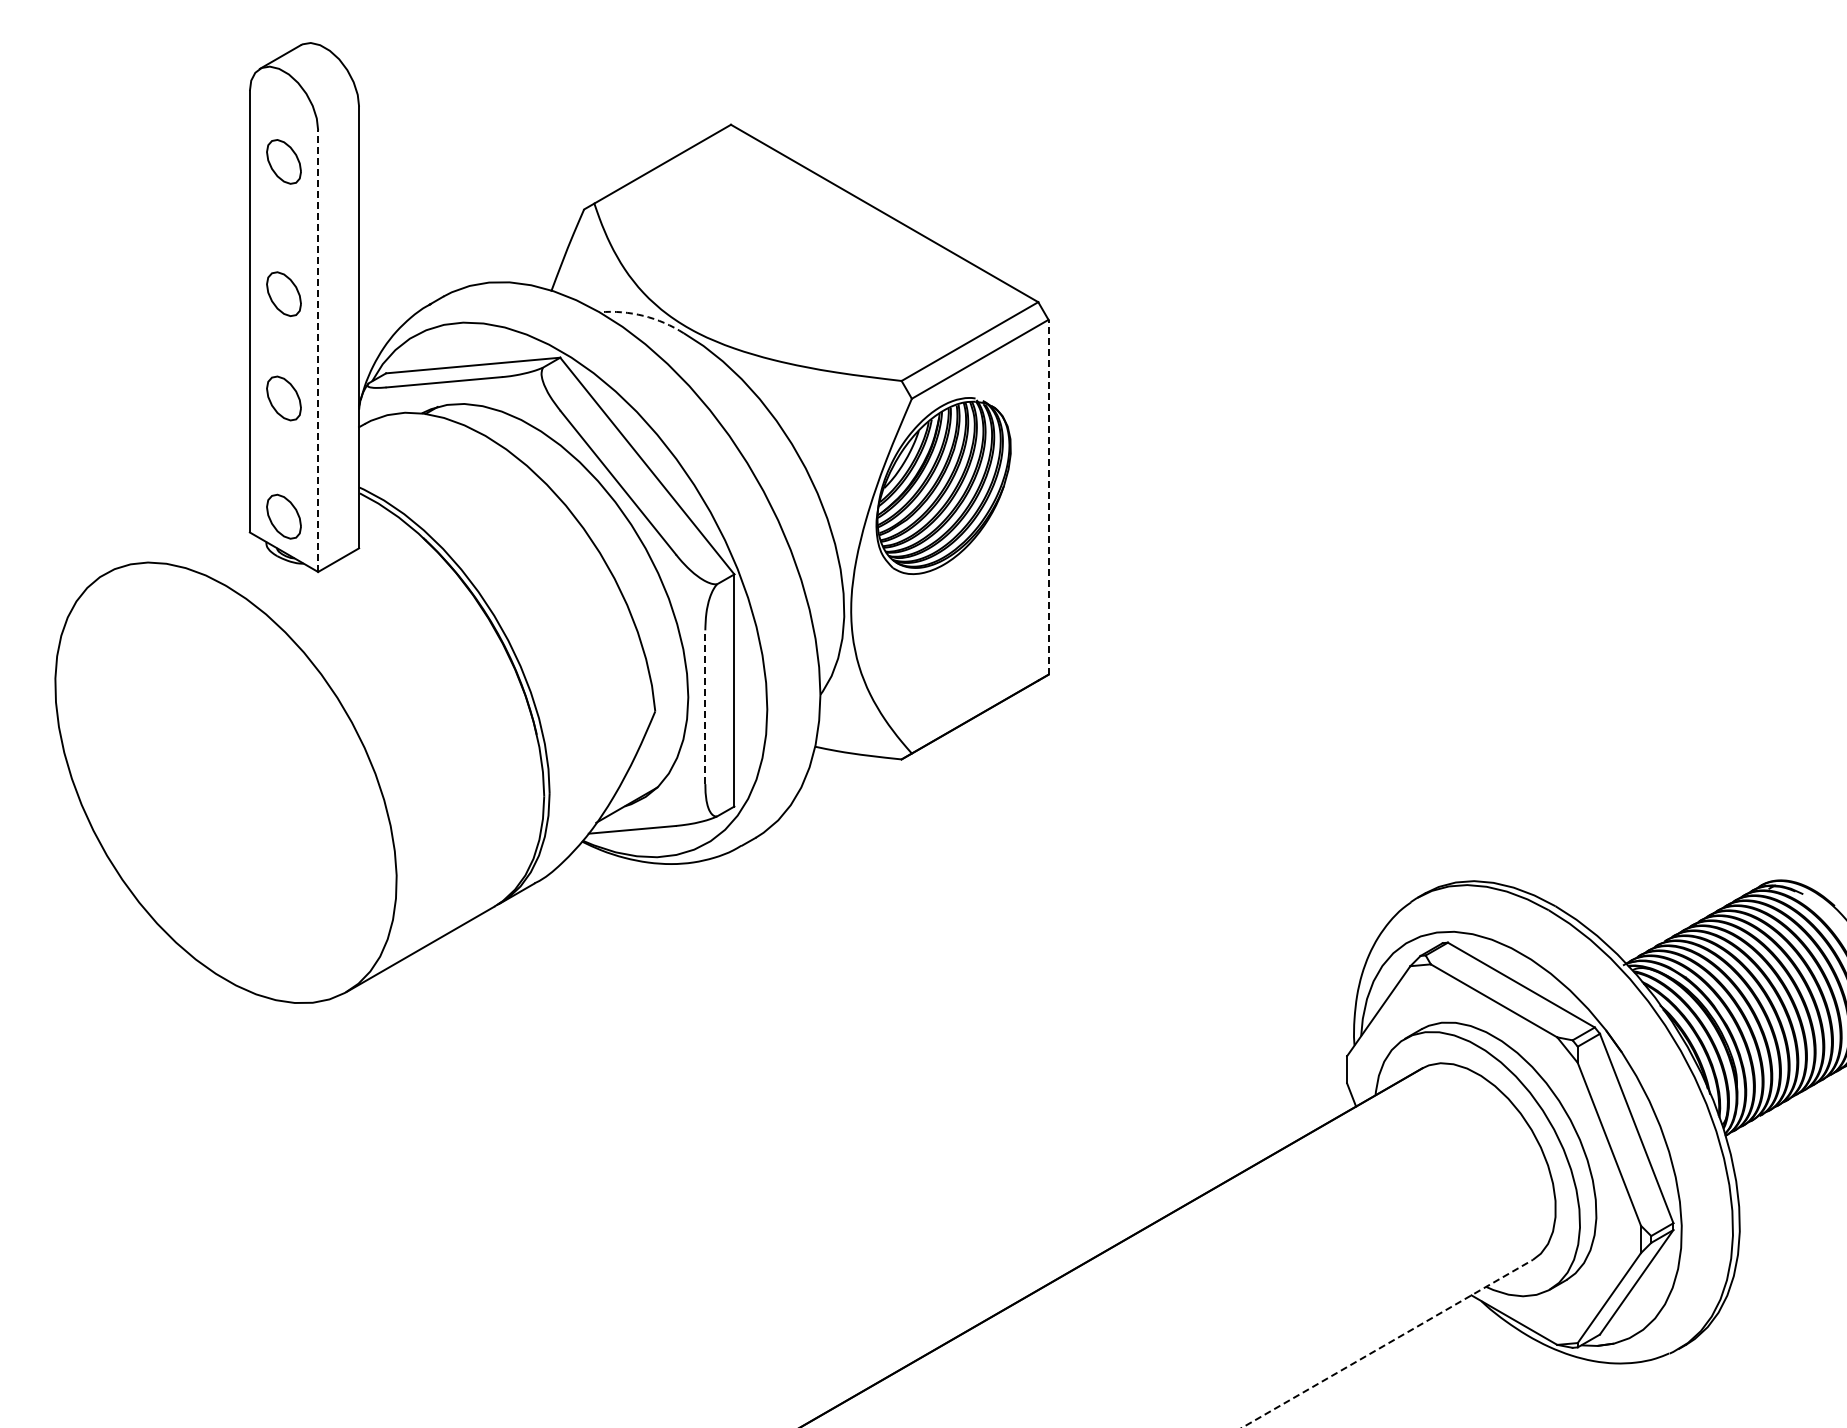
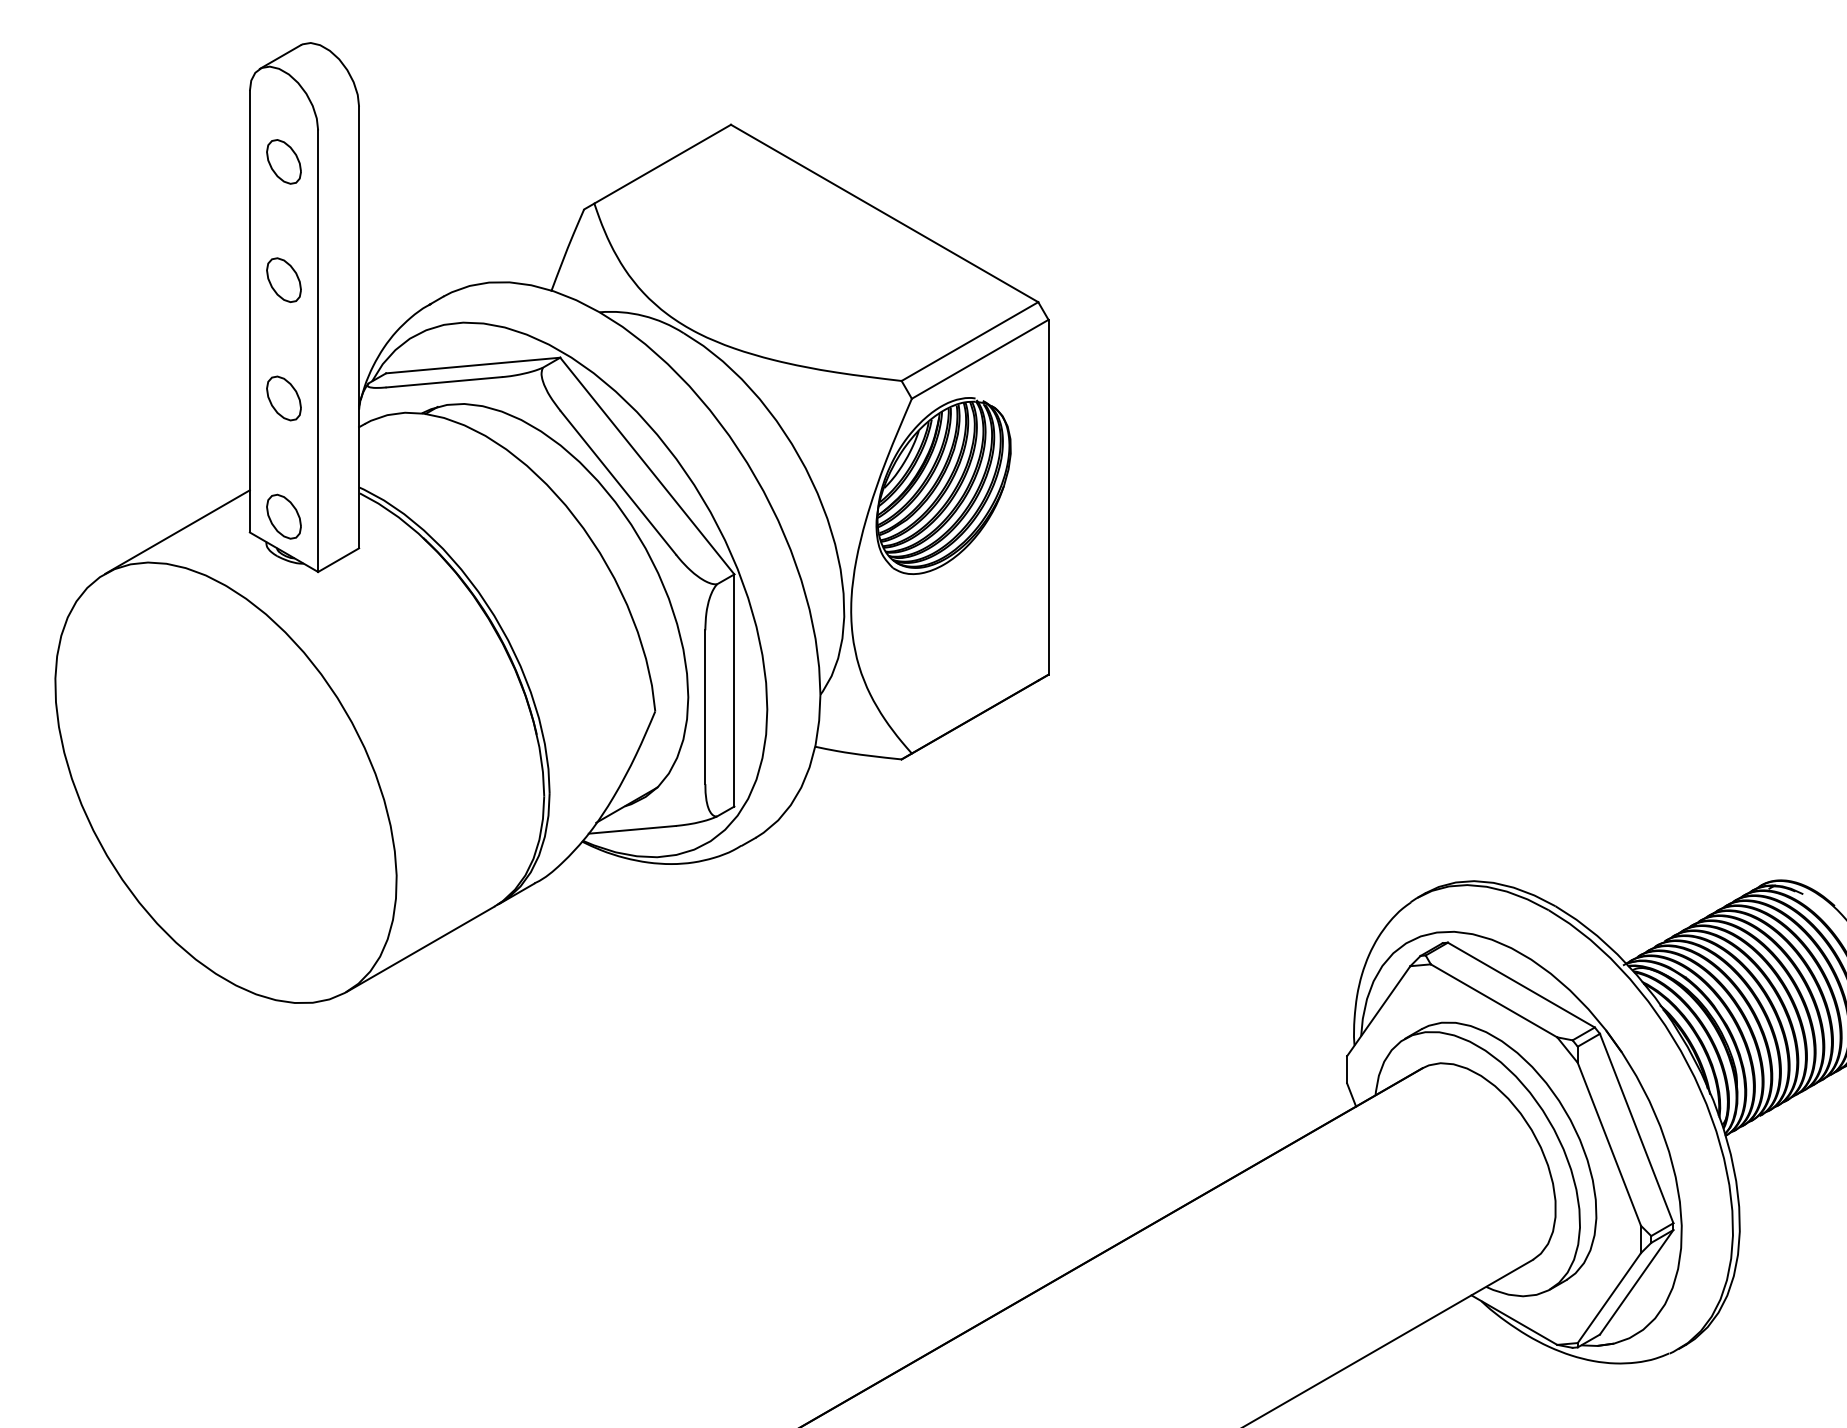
part position: (283, 293) -> (283, 279) (283, 279)
arc: dashed -> solid (643, 315)
line: dashed -> solid (318, 351)
line: dashed -> solid (1048, 496)
line: none -> present (177, 531)
line: dashed -> solid (705, 707)
line: dashed -> solid (1387, 1343)
